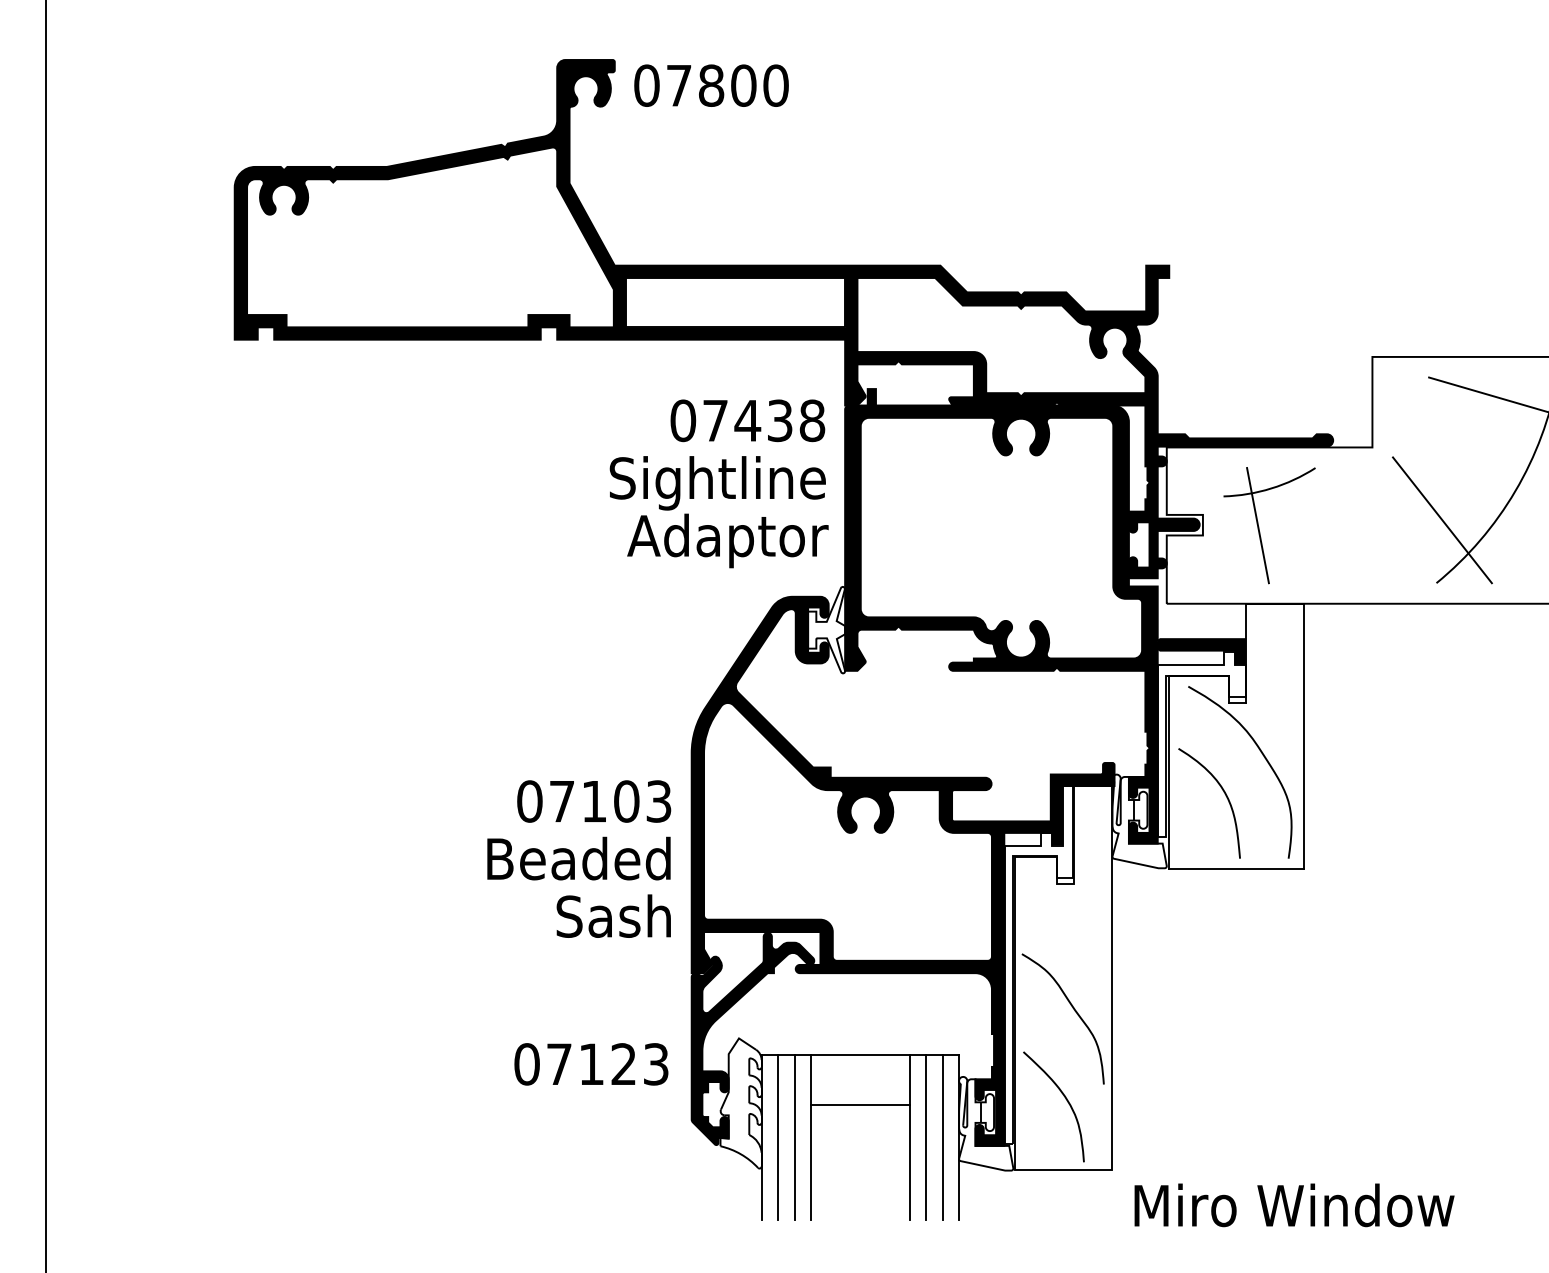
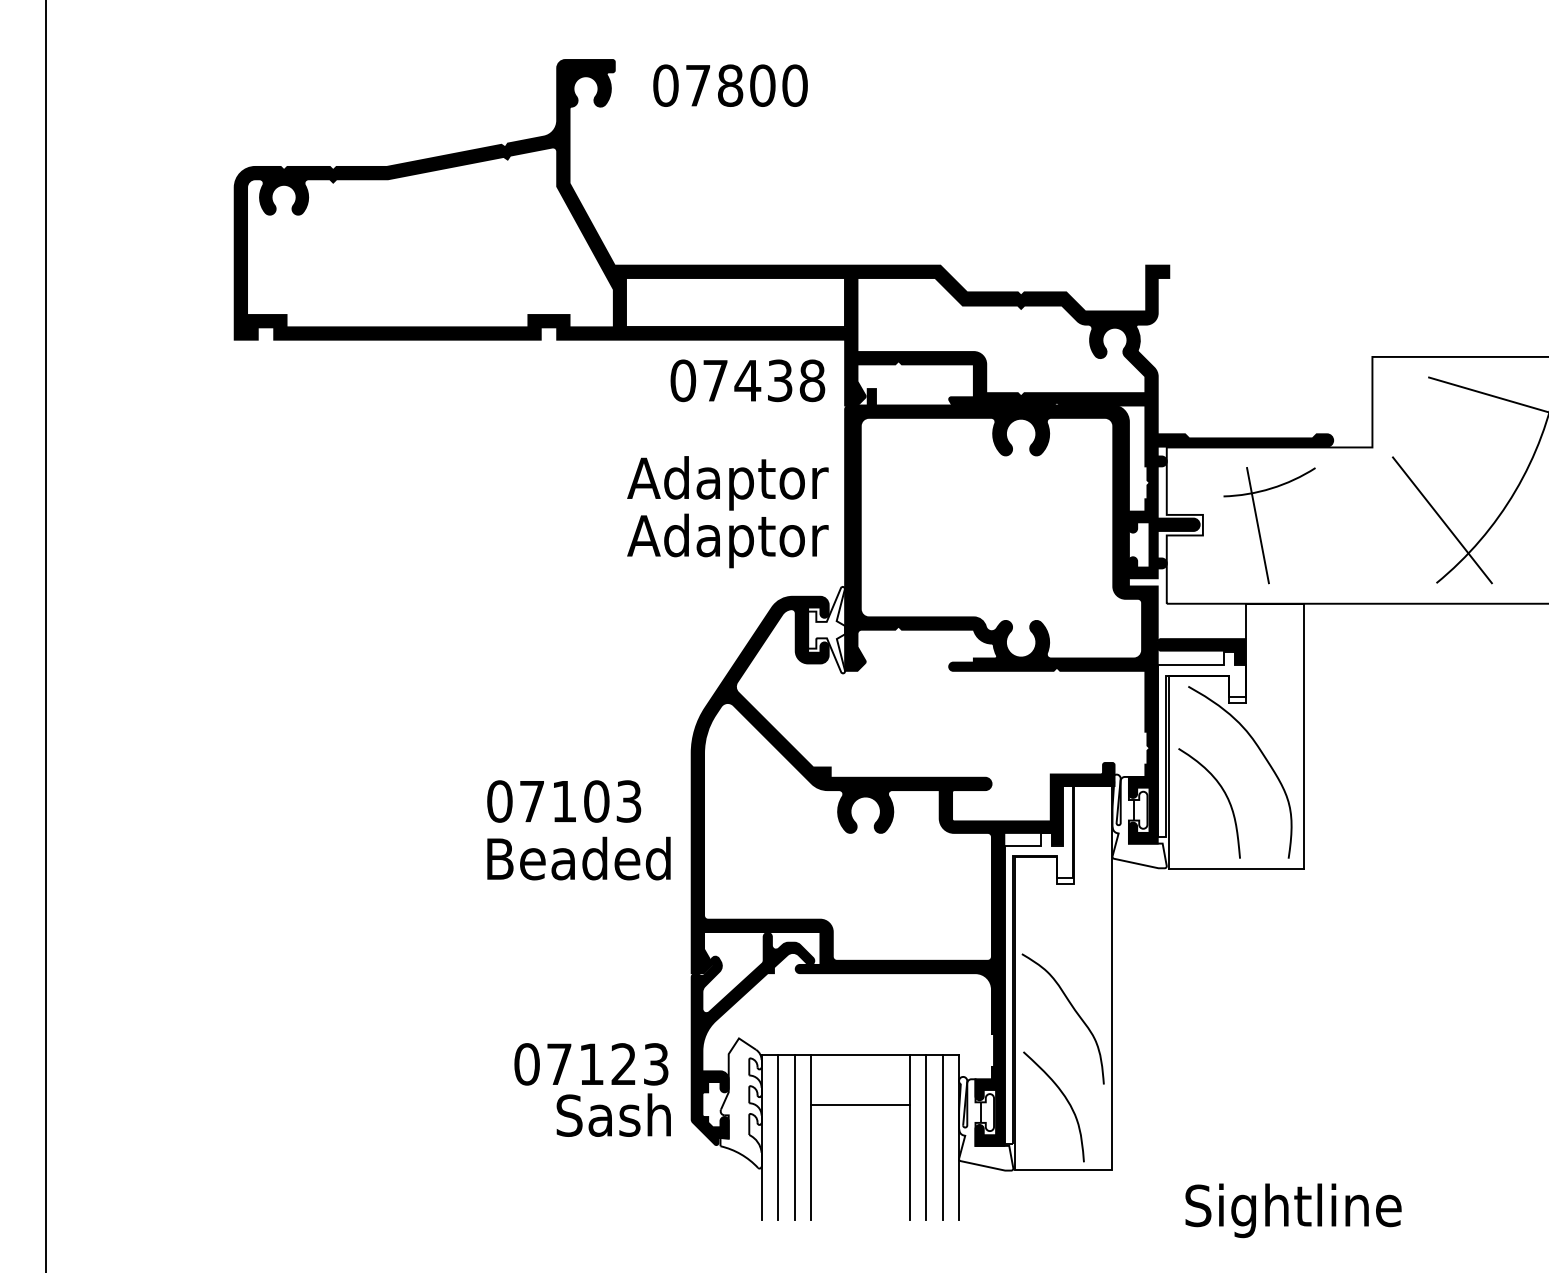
text position: (711, 85) -> (730, 85) (730, 85)
text position: (747, 420) -> (747, 380) (747, 380)
text: Sightline -> Adaptor (718, 483)
text position: (594, 801) -> (564, 801) (564, 801)
text position: (613, 915) -> (613, 1114) (613, 1114)
text: Miro Window -> Sightline (1294, 1210)
